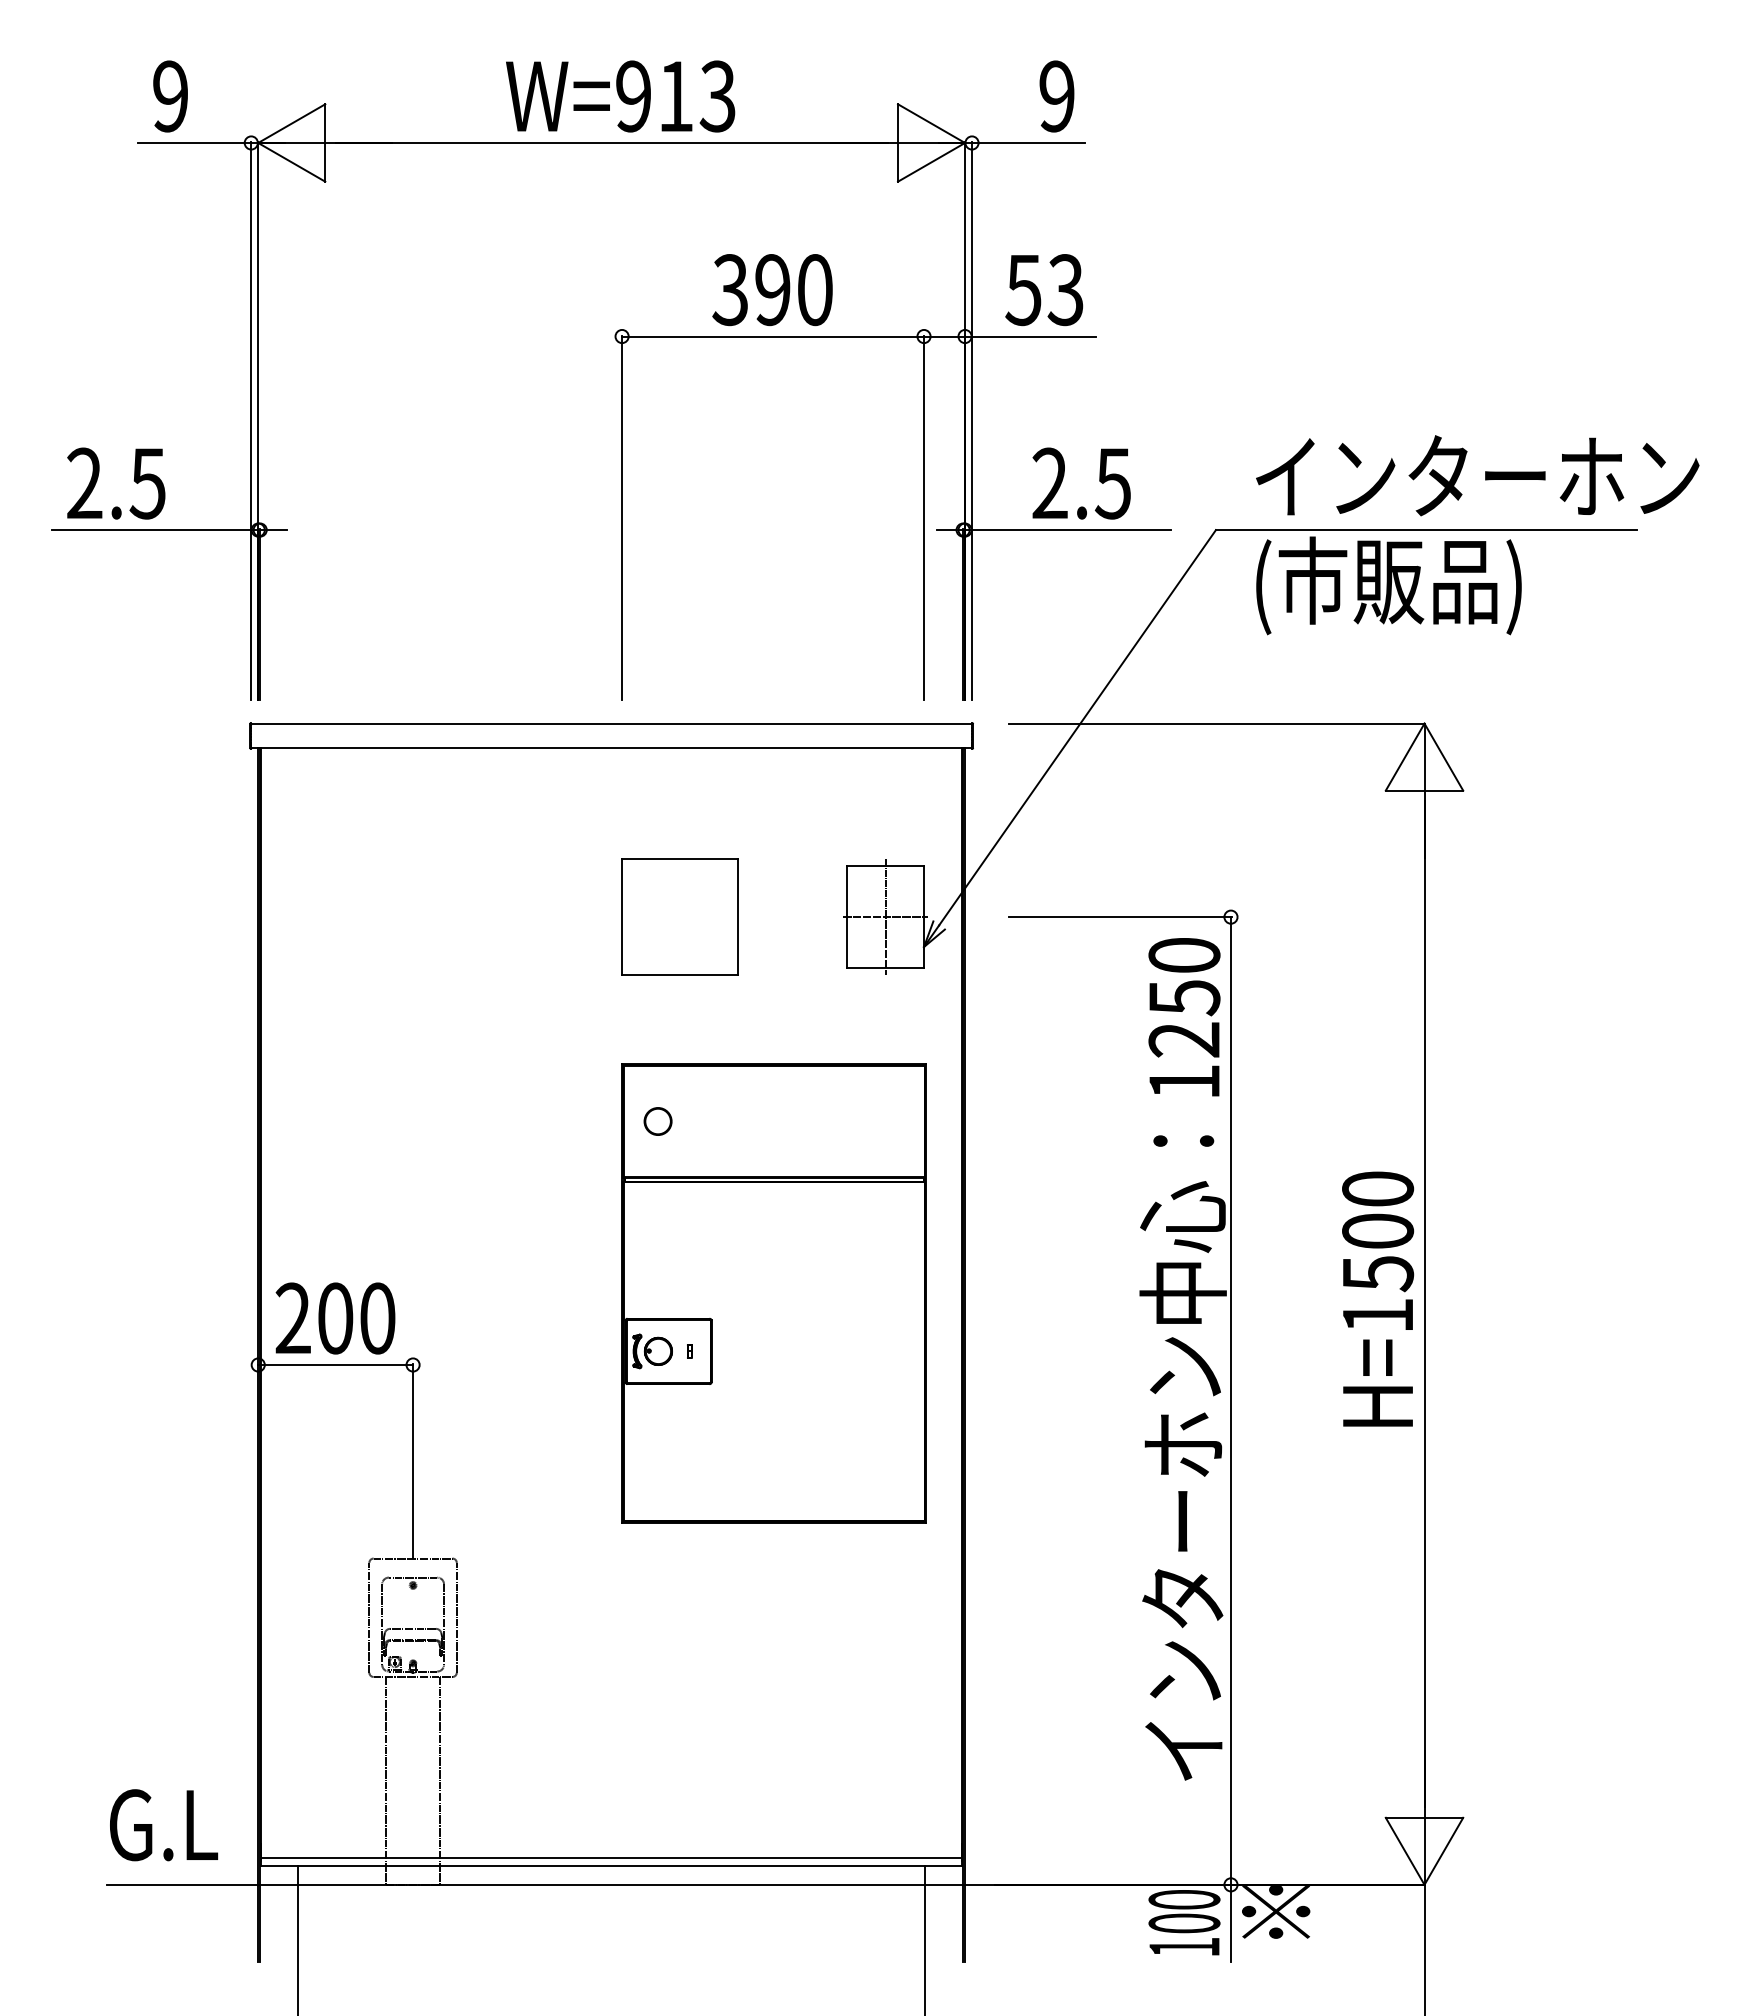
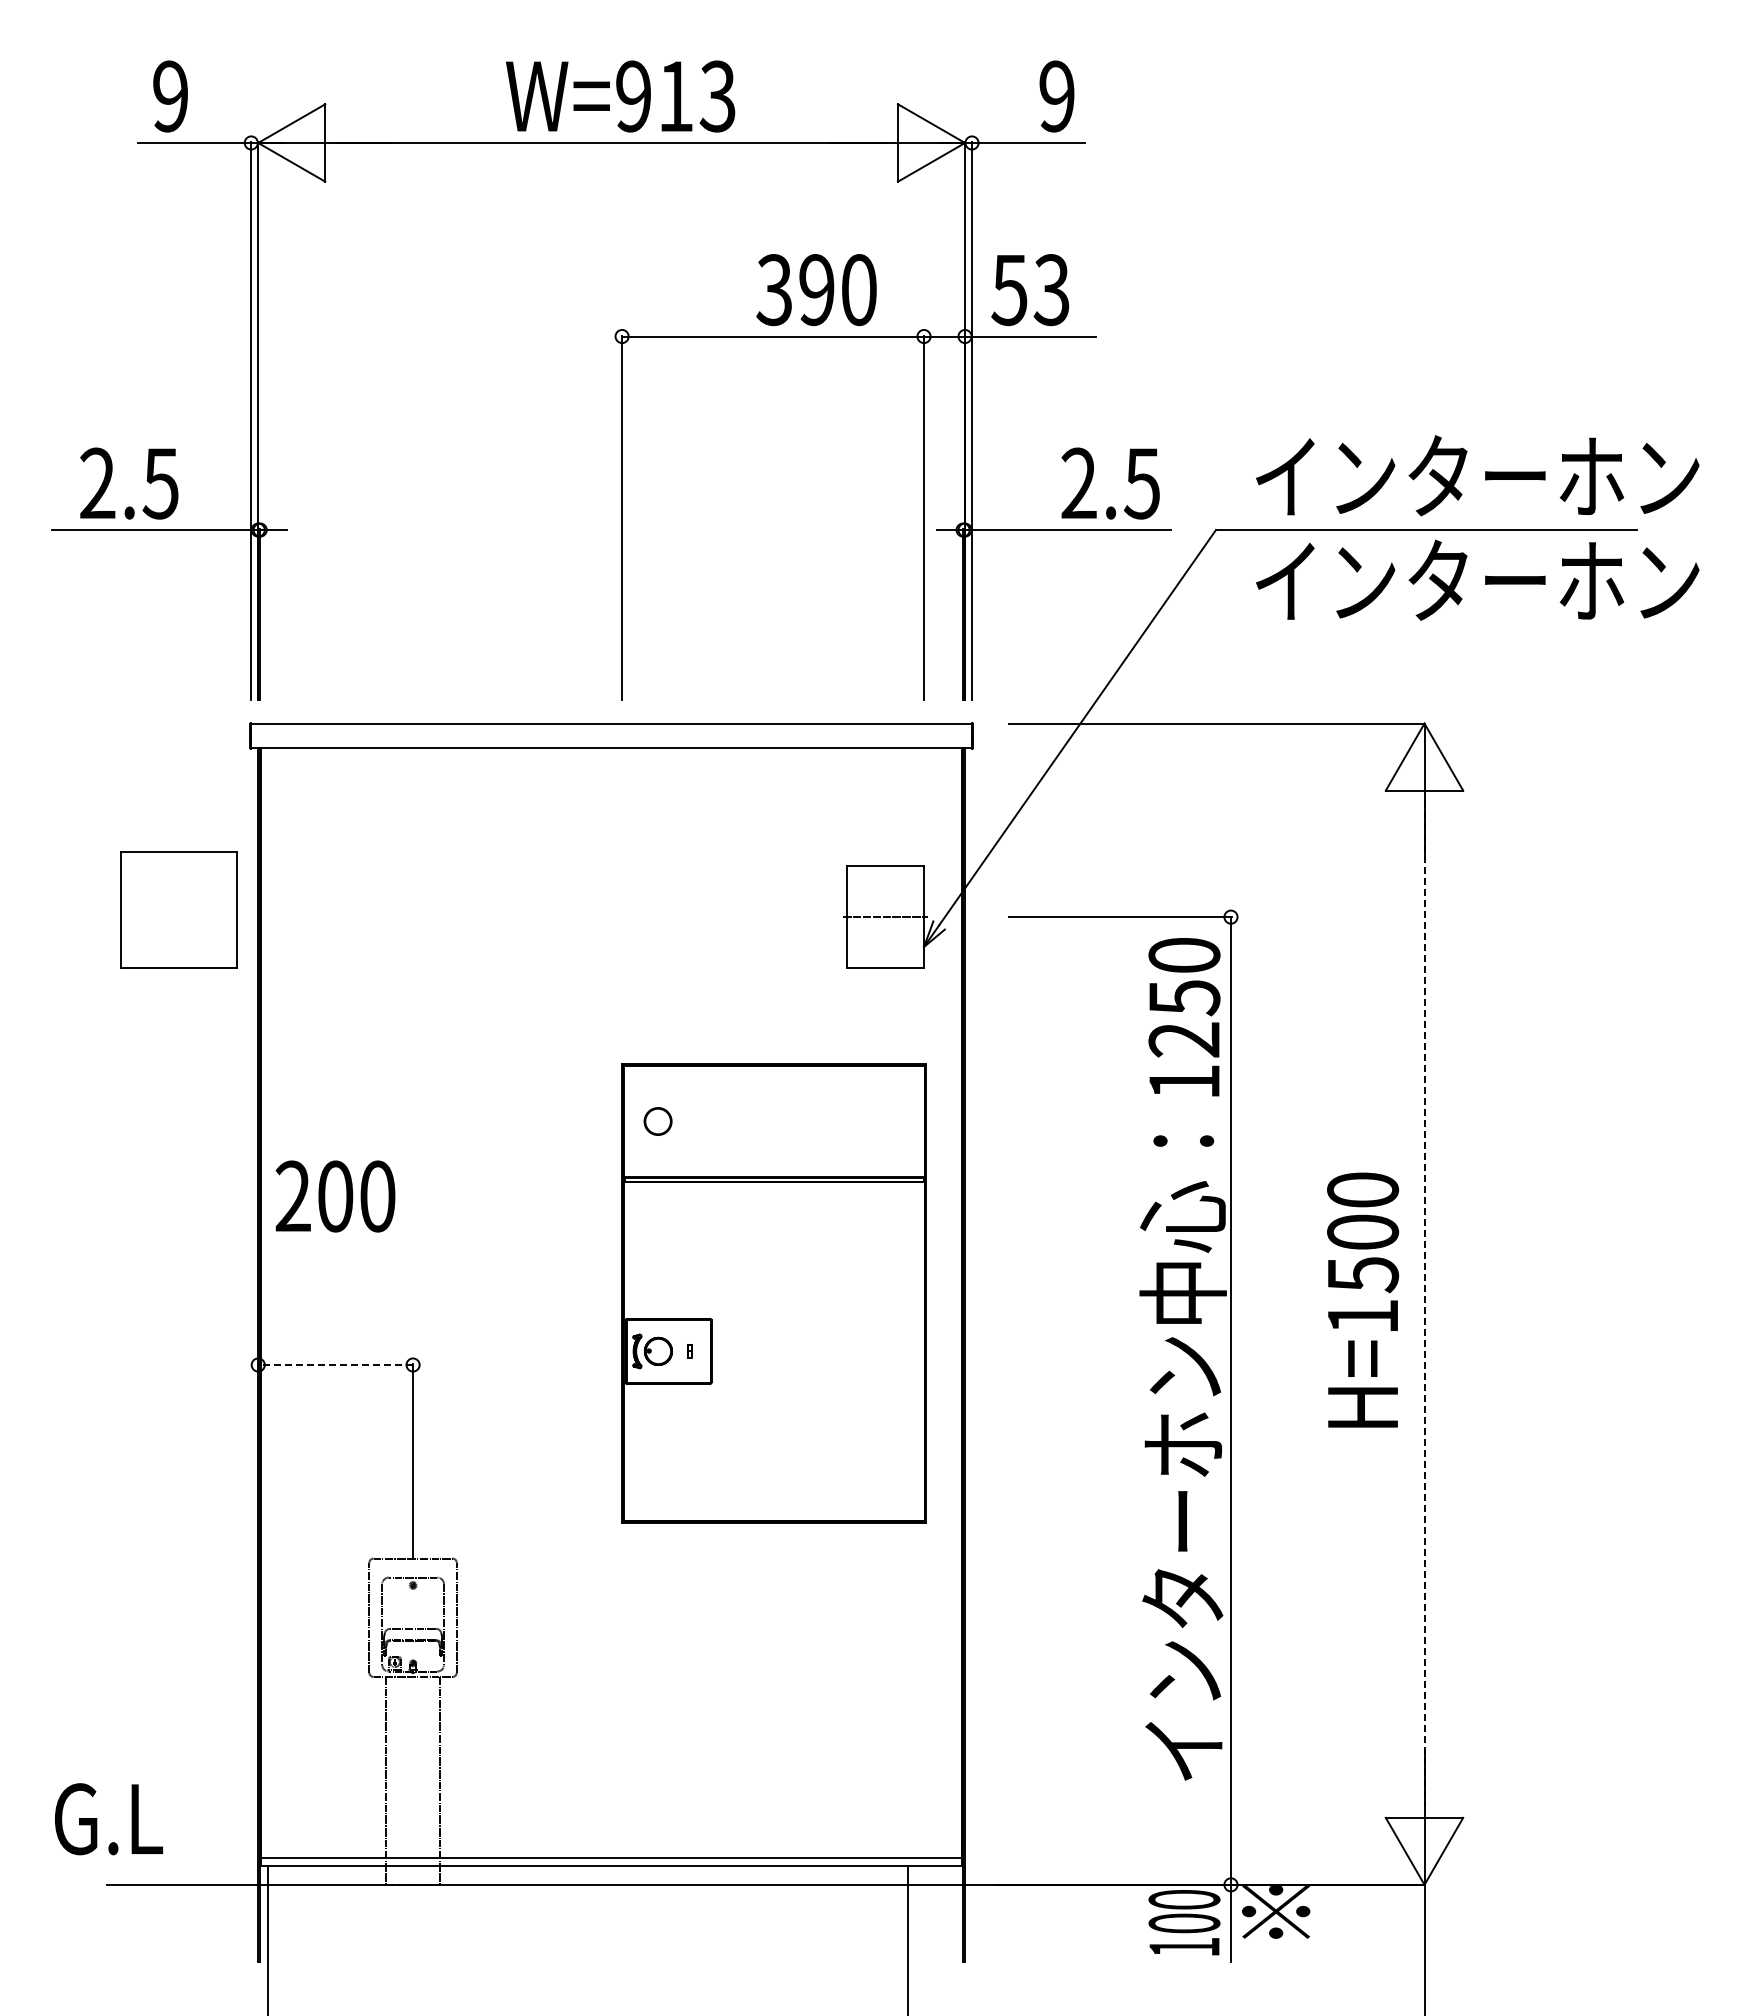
text position: (772, 290) -> (816, 290) (816, 290)
text position: (1044, 290) -> (1030, 290) (1030, 290)
text position: (116, 483) -> (129, 483) (129, 483)
text position: (1081, 483) -> (1110, 483) (1110, 483)
text: (市販品) -> インターホン (1477, 585)
part position: (679, 916) -> (178, 909) (178, 909)
line: present -> none (885, 916)
text position: (1378, 1298) -> (1363, 1299) (1363, 1299)
line: solid -> dashed (1424, 1304)
text position: (335, 1318) -> (335, 1196) (335, 1196)
line: solid -> dashed (335, 1365)
text position: (164, 1825) -> (109, 1819) (109, 1819)
line position: (298, 1938) -> (268, 1938) (268, 1938)
line position: (925, 1938) -> (908, 1938) (908, 1938)
